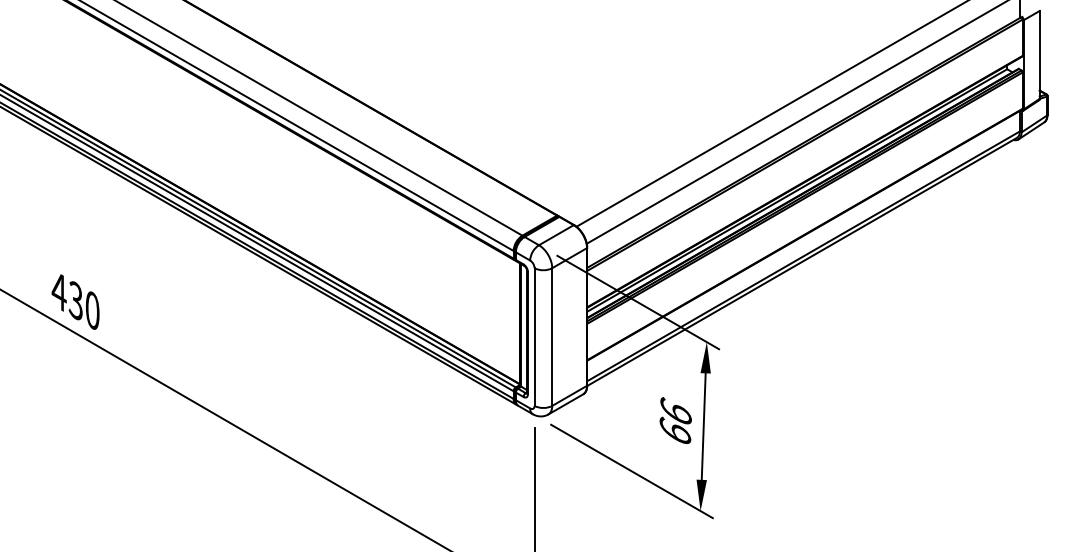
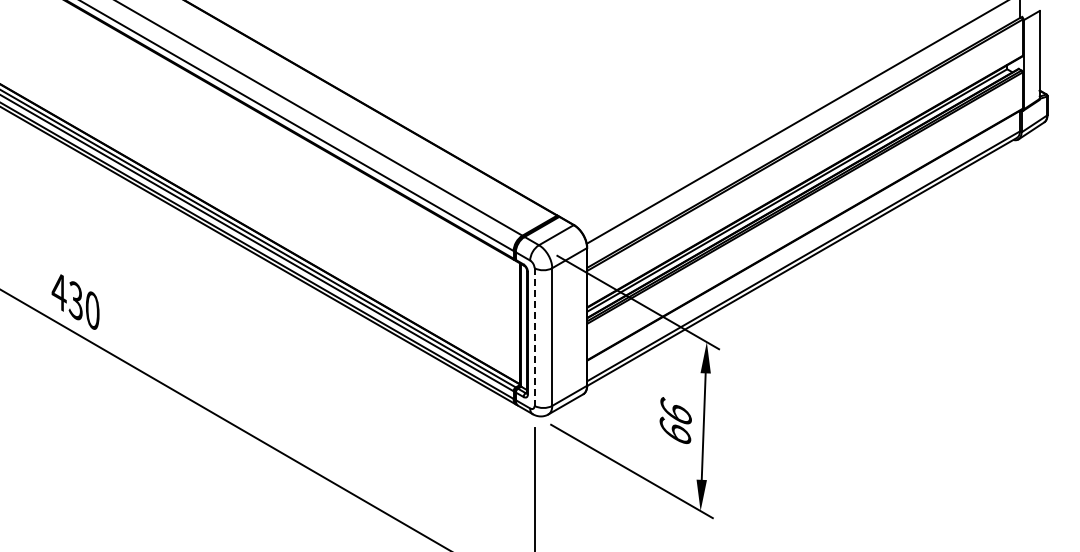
line: present -> none (770, 114)
line: solid -> dashed (534, 337)
